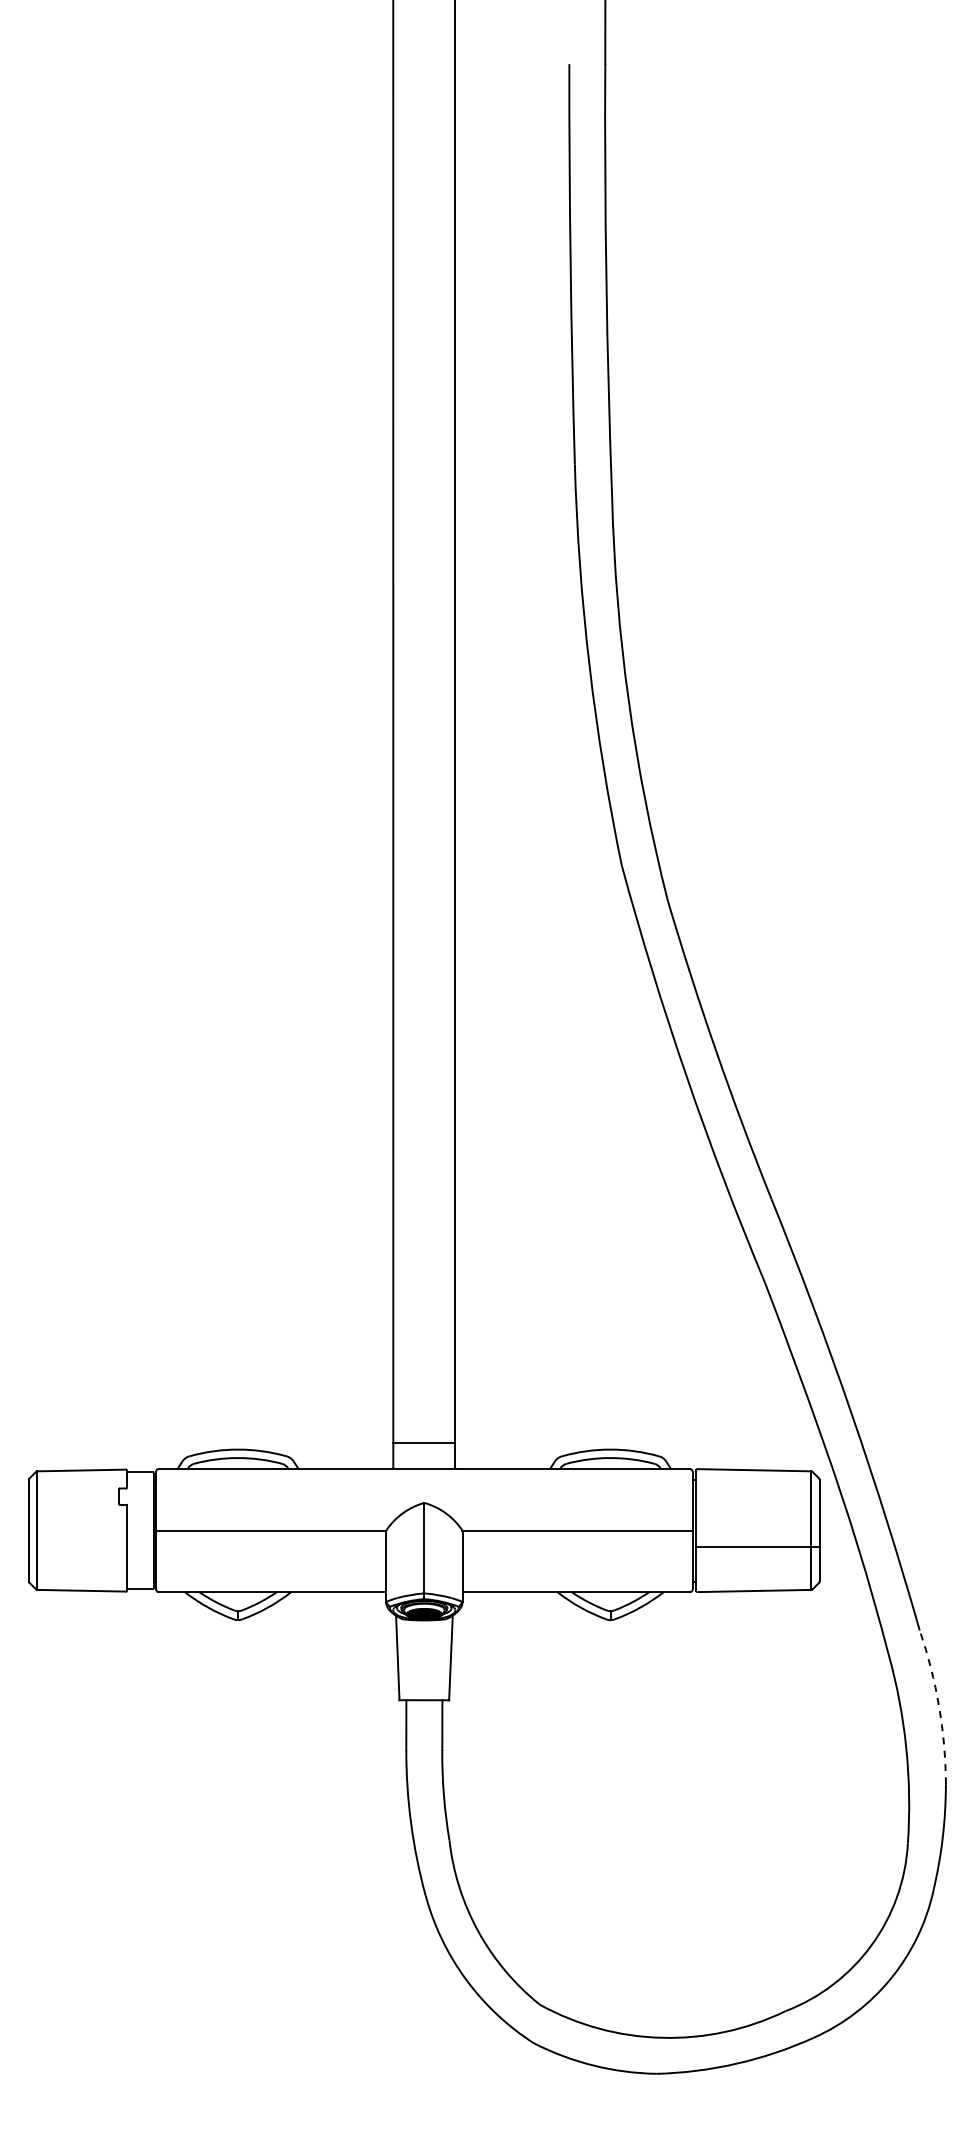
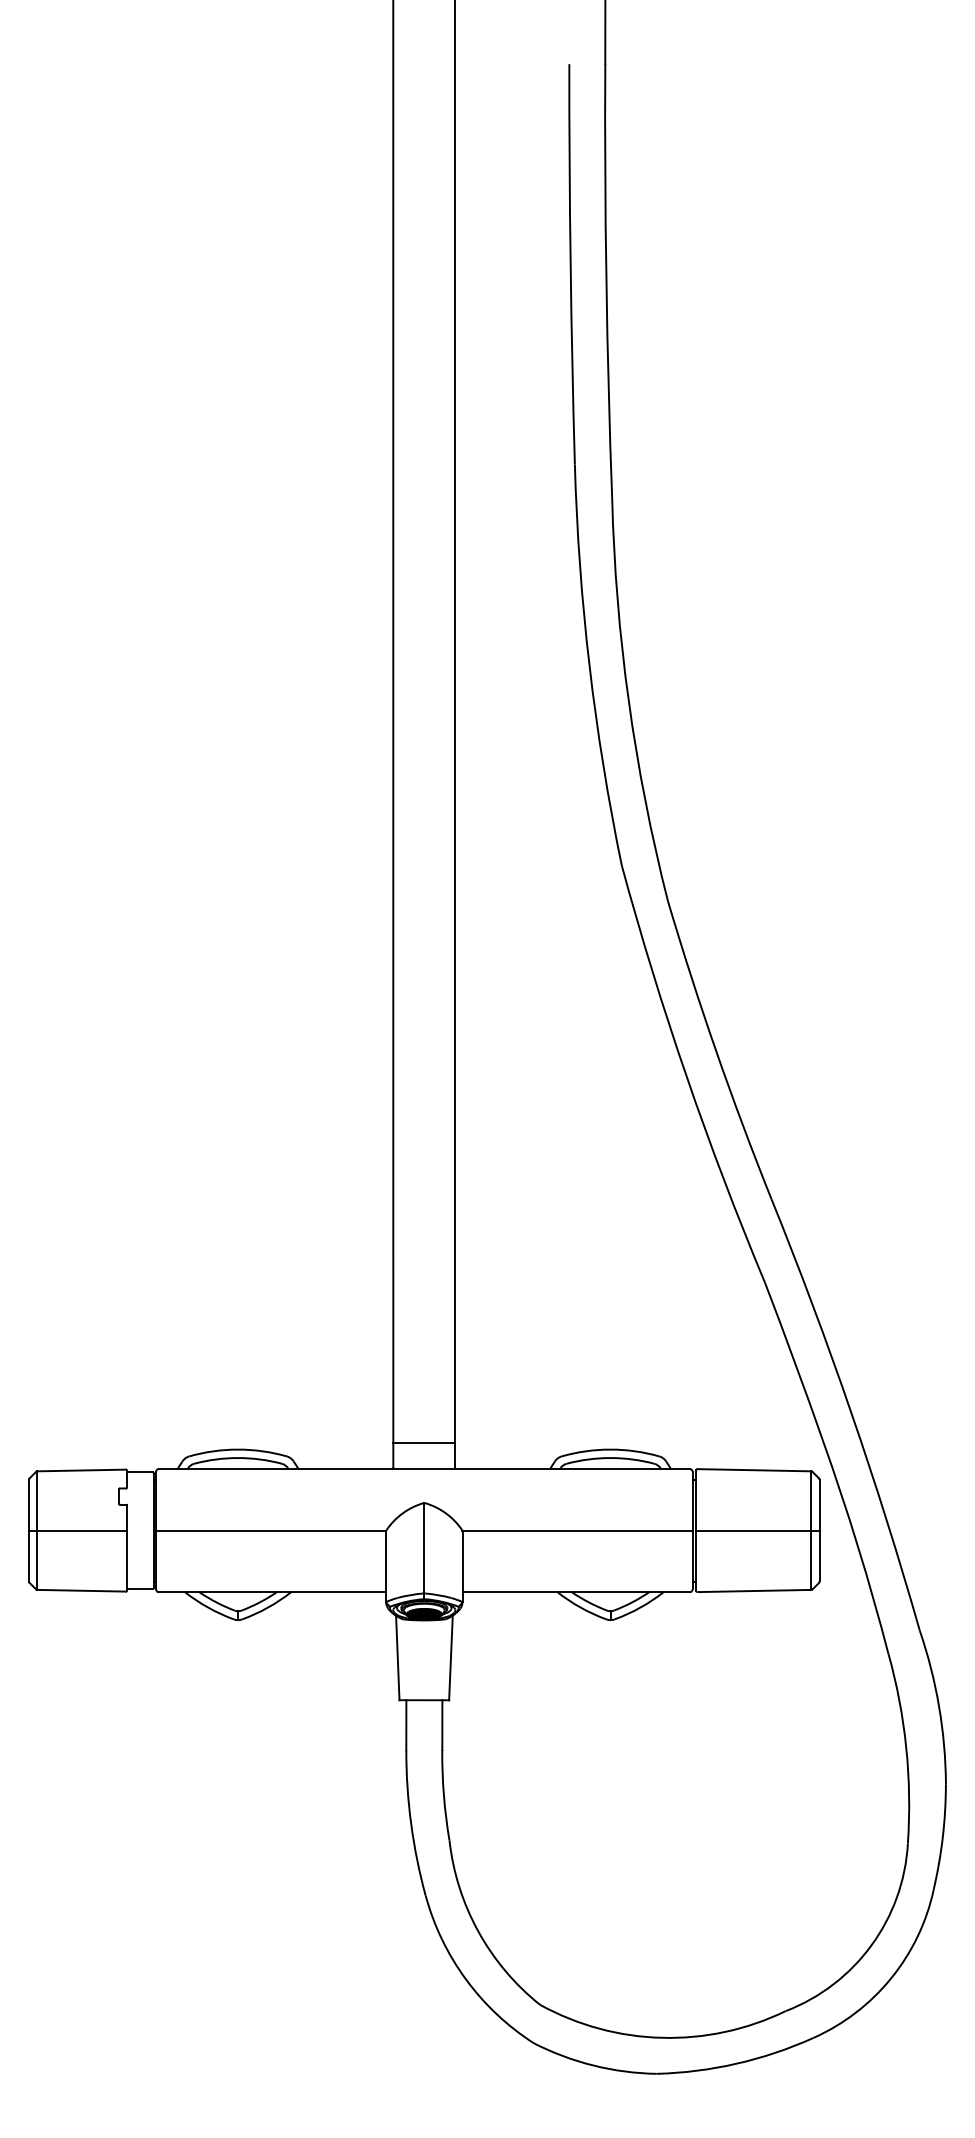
line: none -> present (78, 1530)
line position: (757, 1546) -> (757, 1530) (757, 1530)
arc: dashed -> solid (939, 1706)
